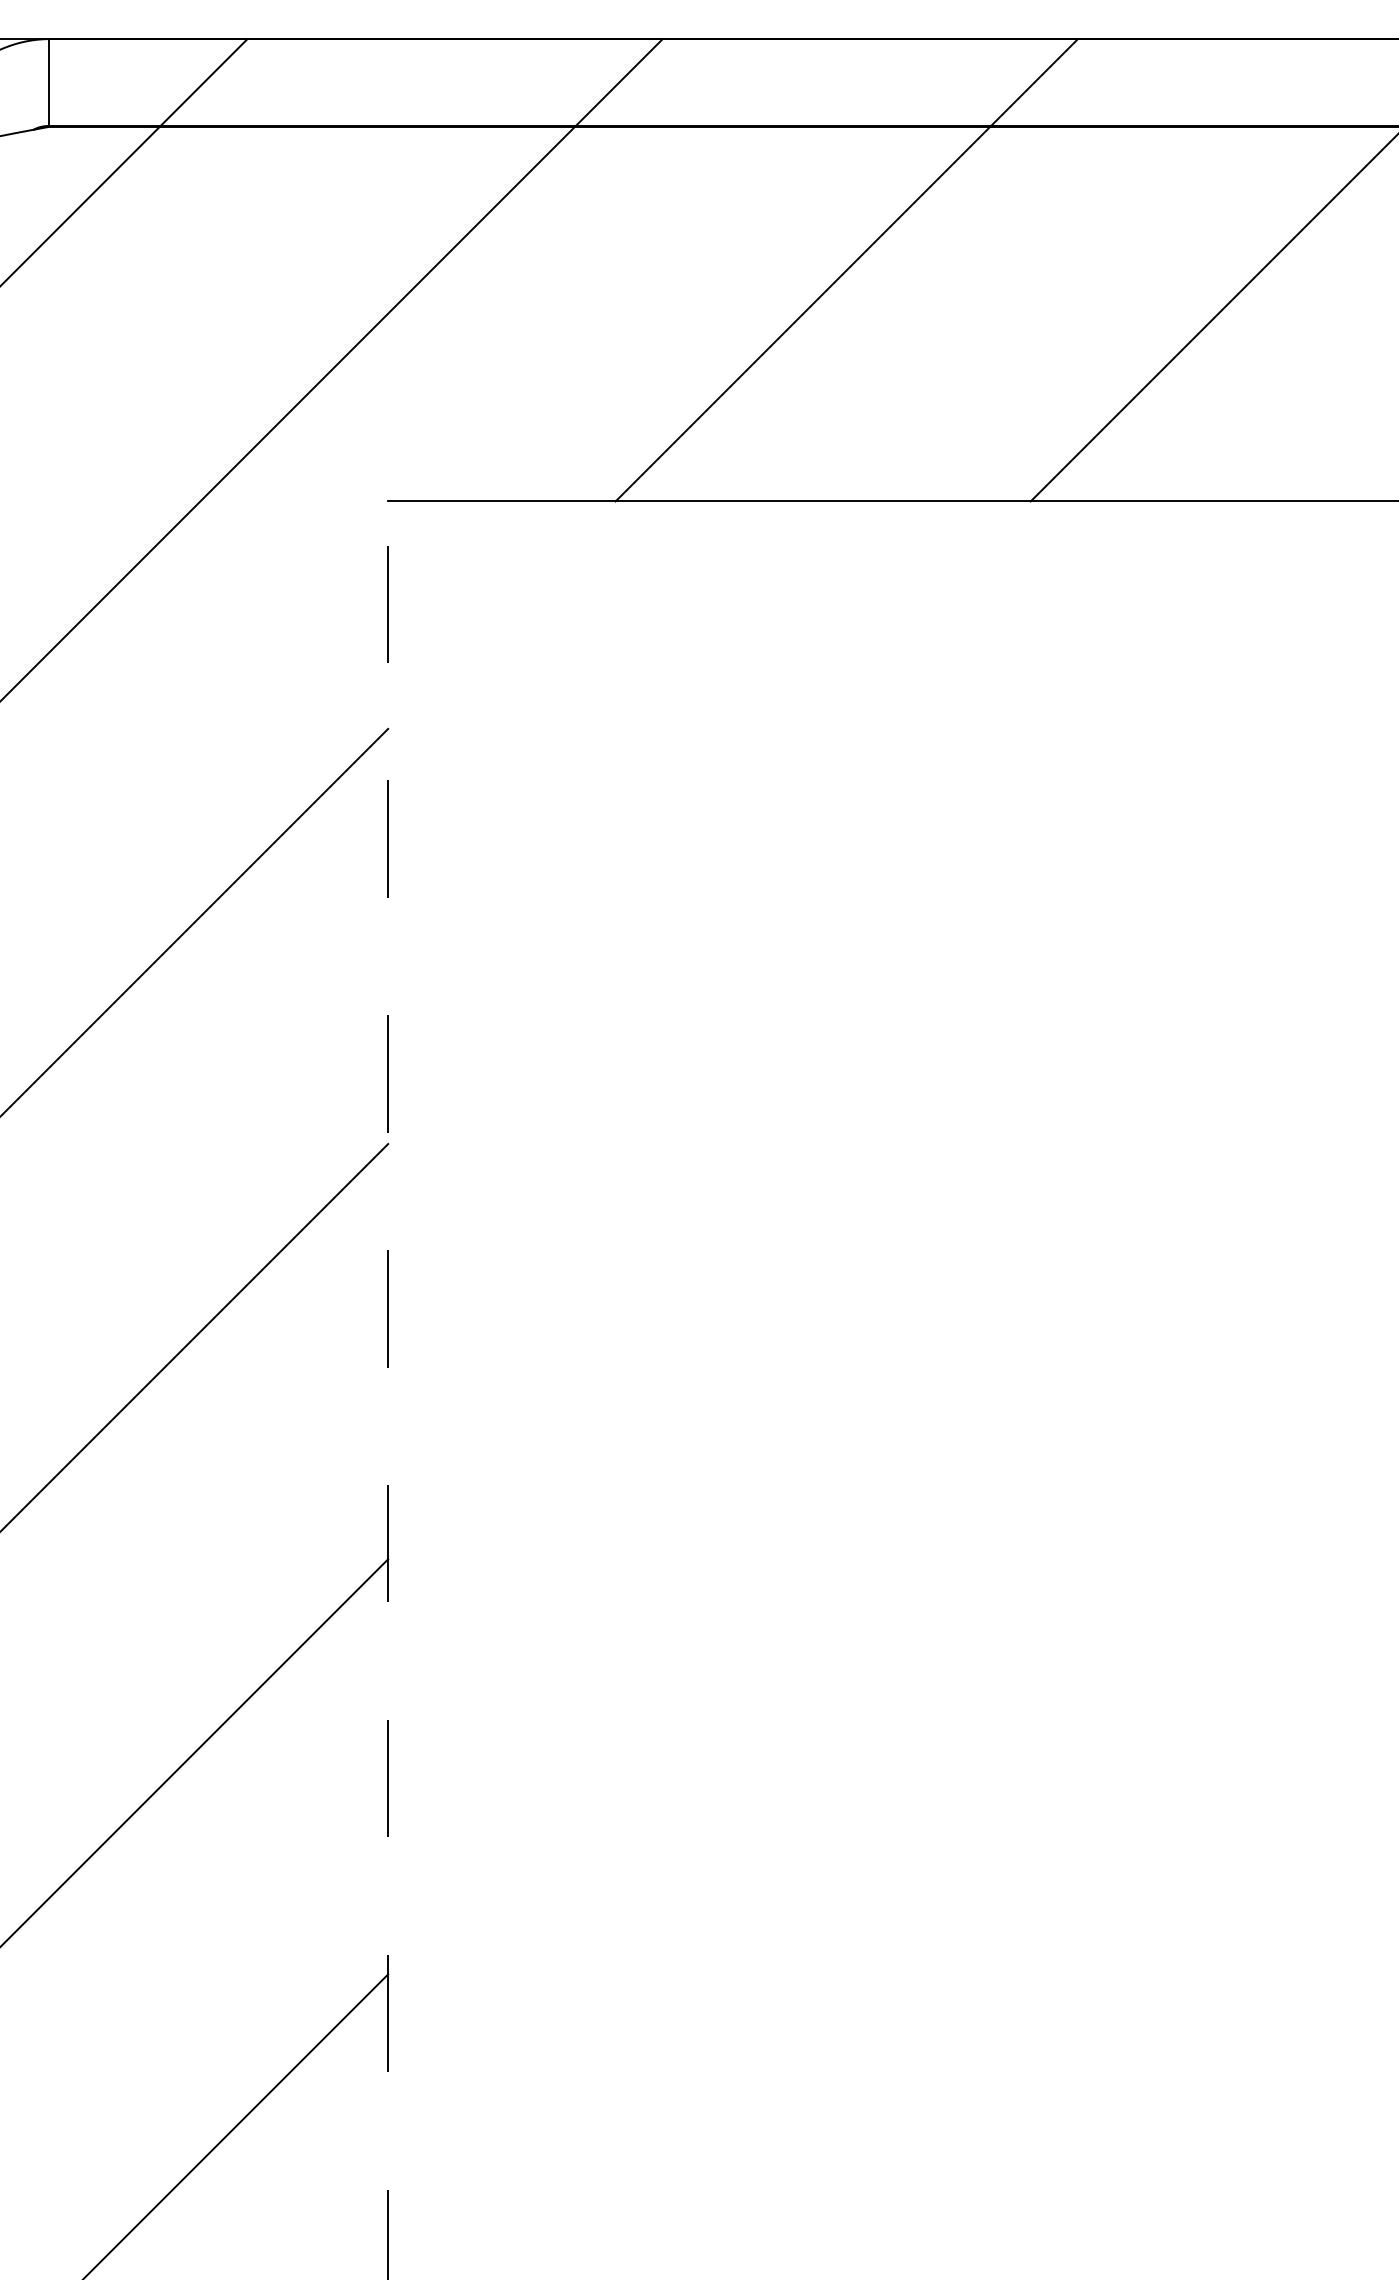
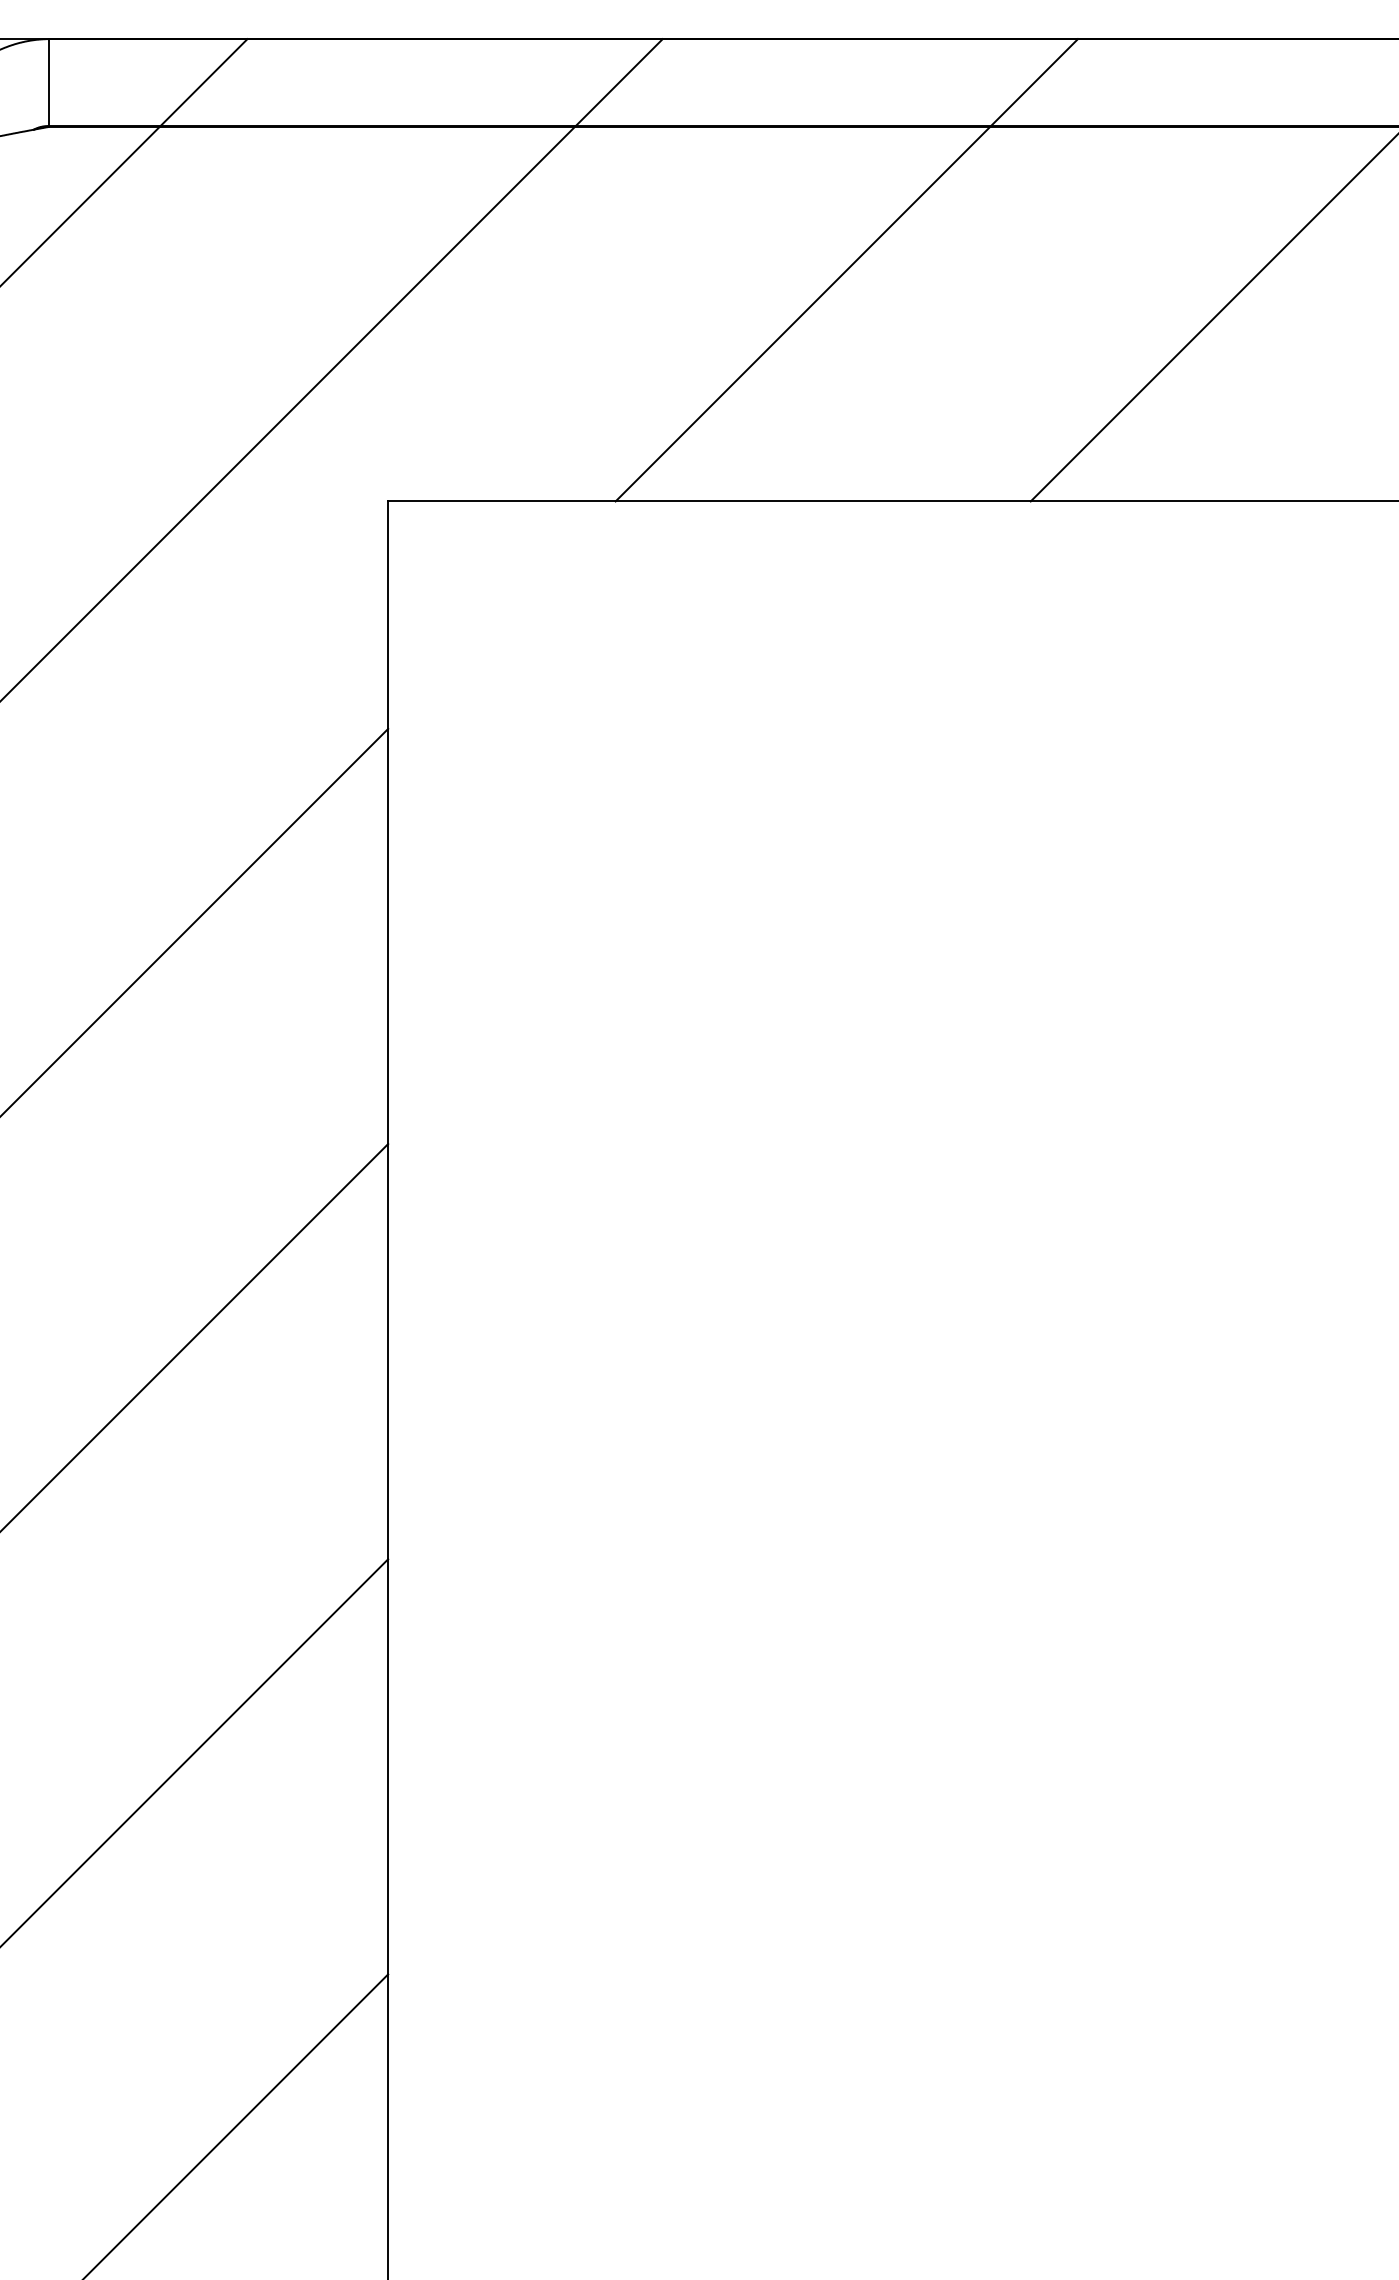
line: dashed -> solid (388, 1390)
